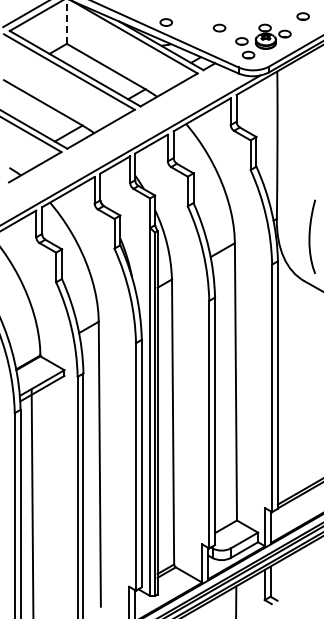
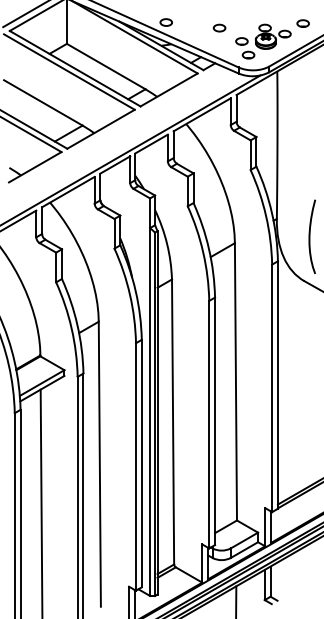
part position: (302, 16) -> (302, 23) (302, 23)
line: dashed -> solid (66, 22)
line position: (32, 502) -> (41, 502) (41, 502)
